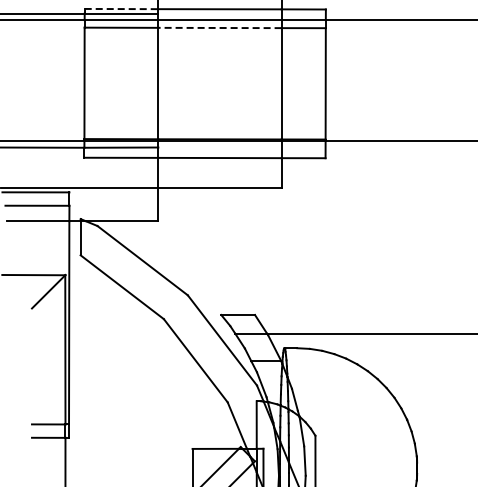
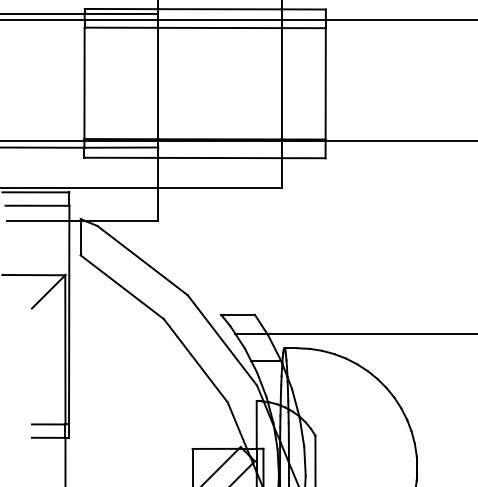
line: dashed -> solid (121, 9)
line: dashed -> solid (219, 27)
